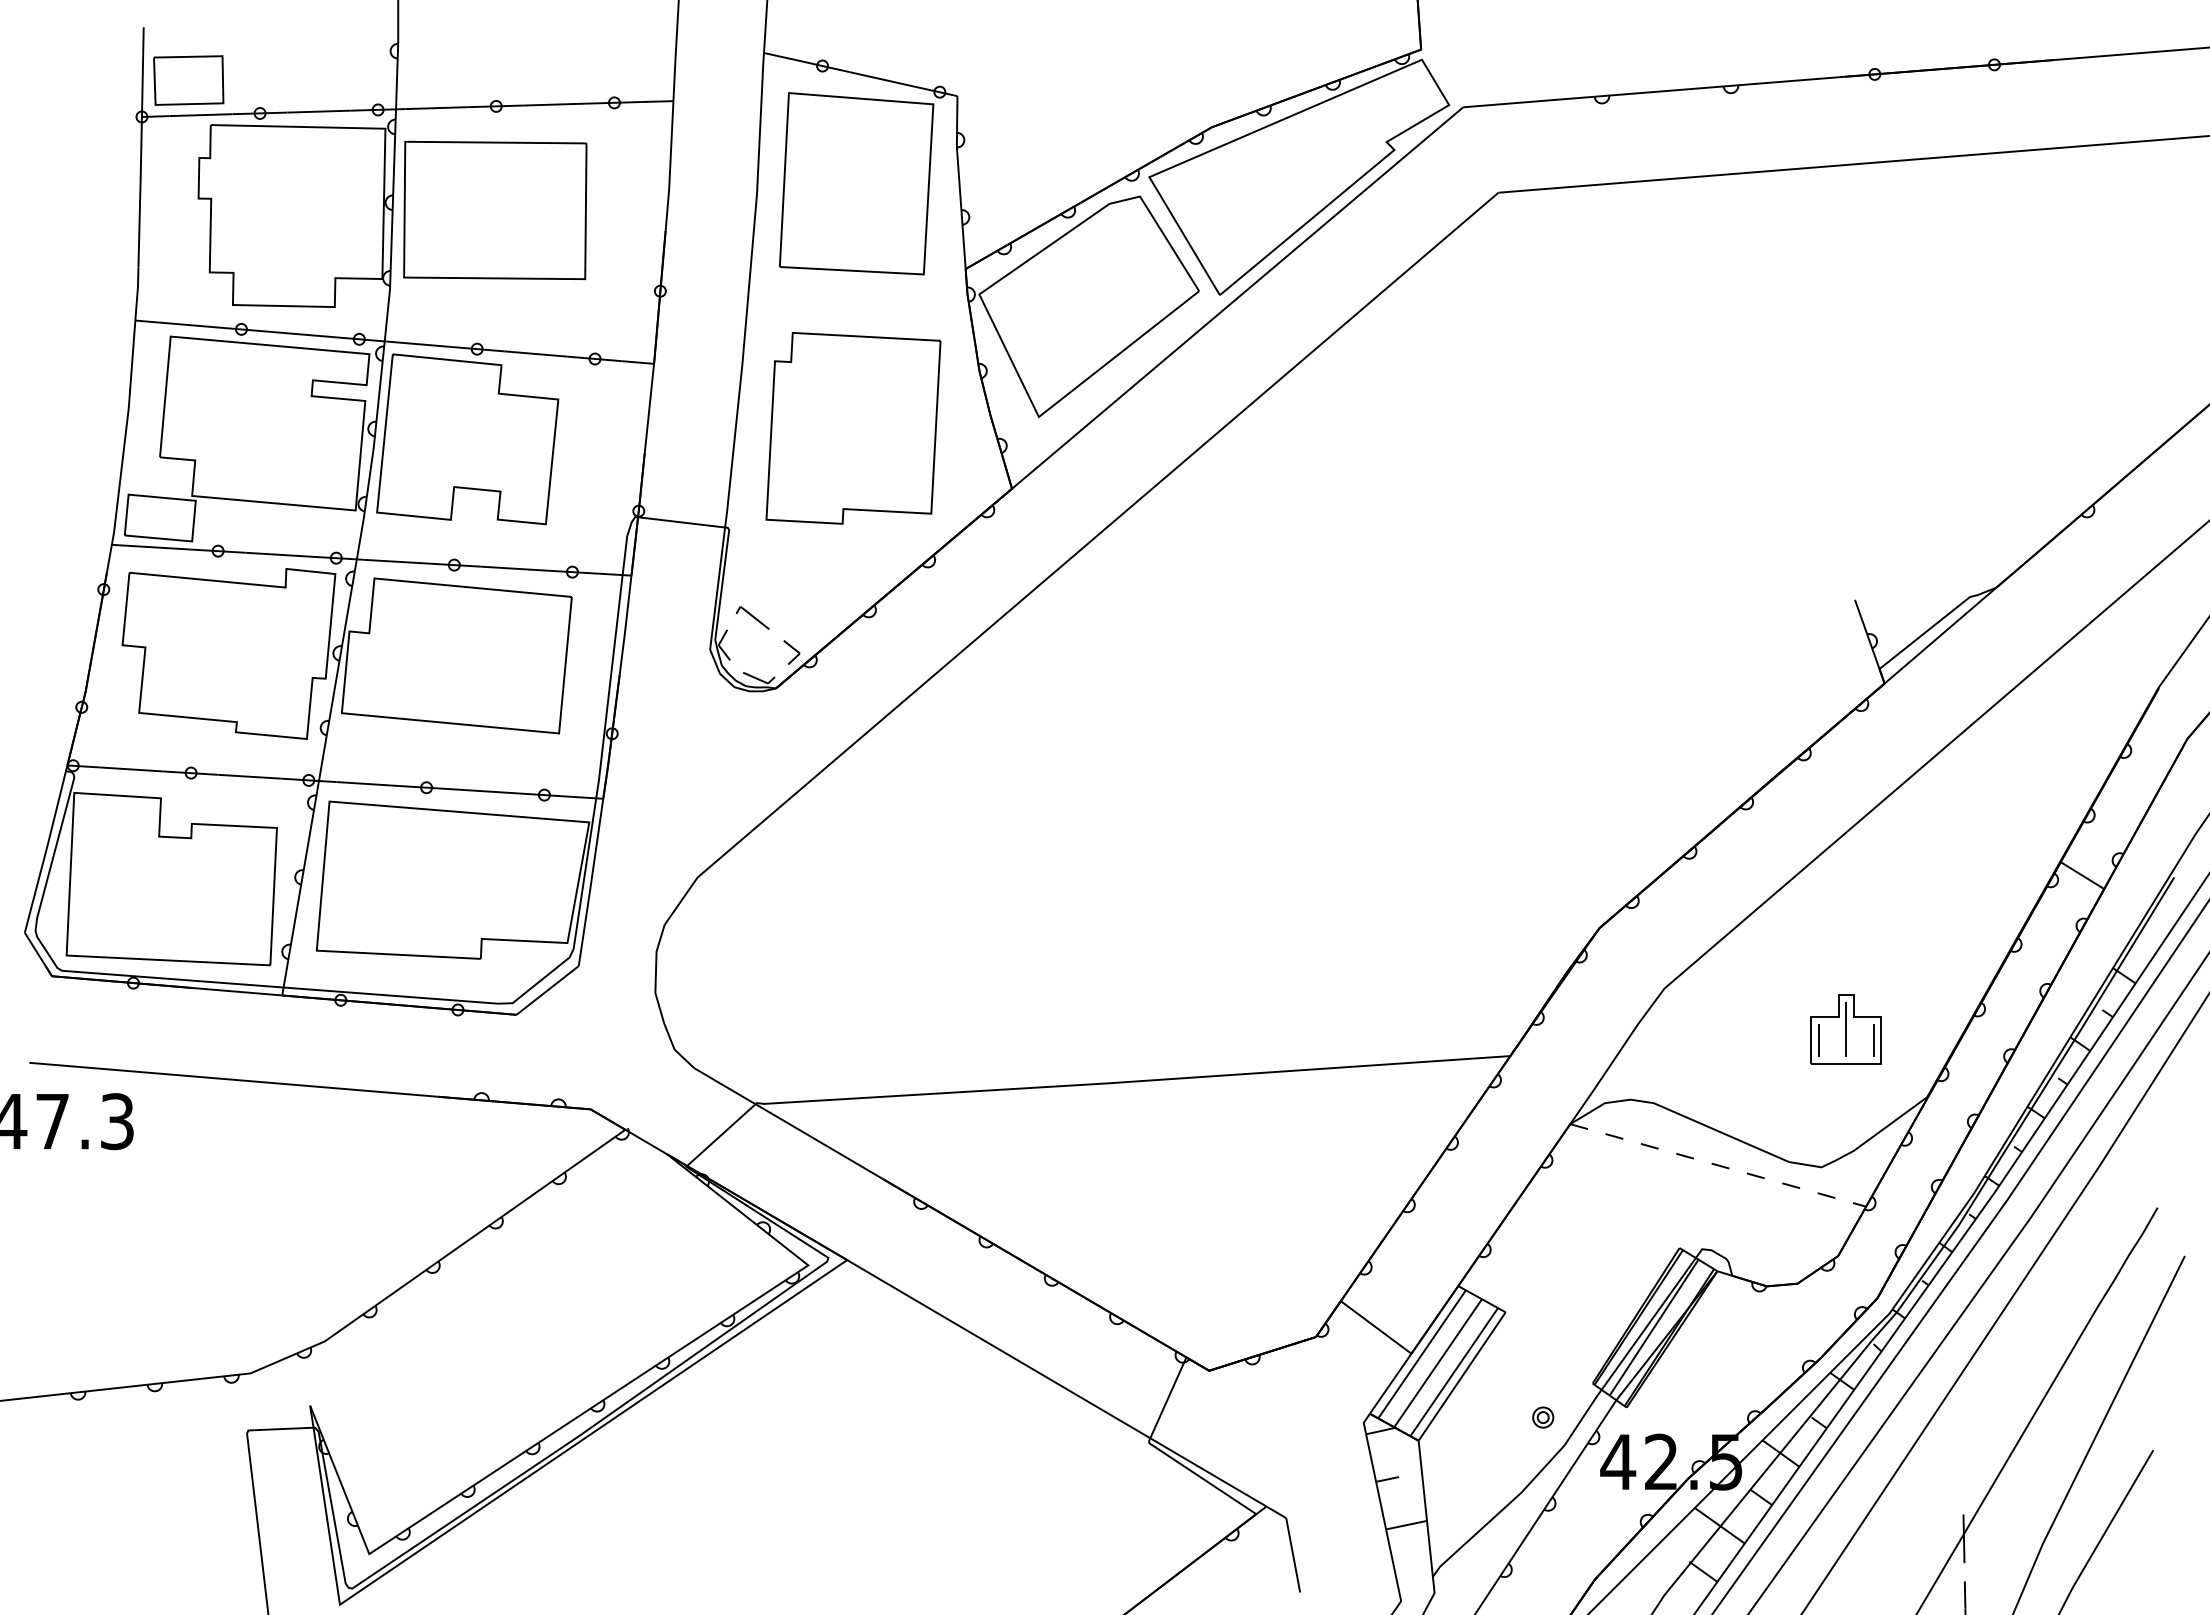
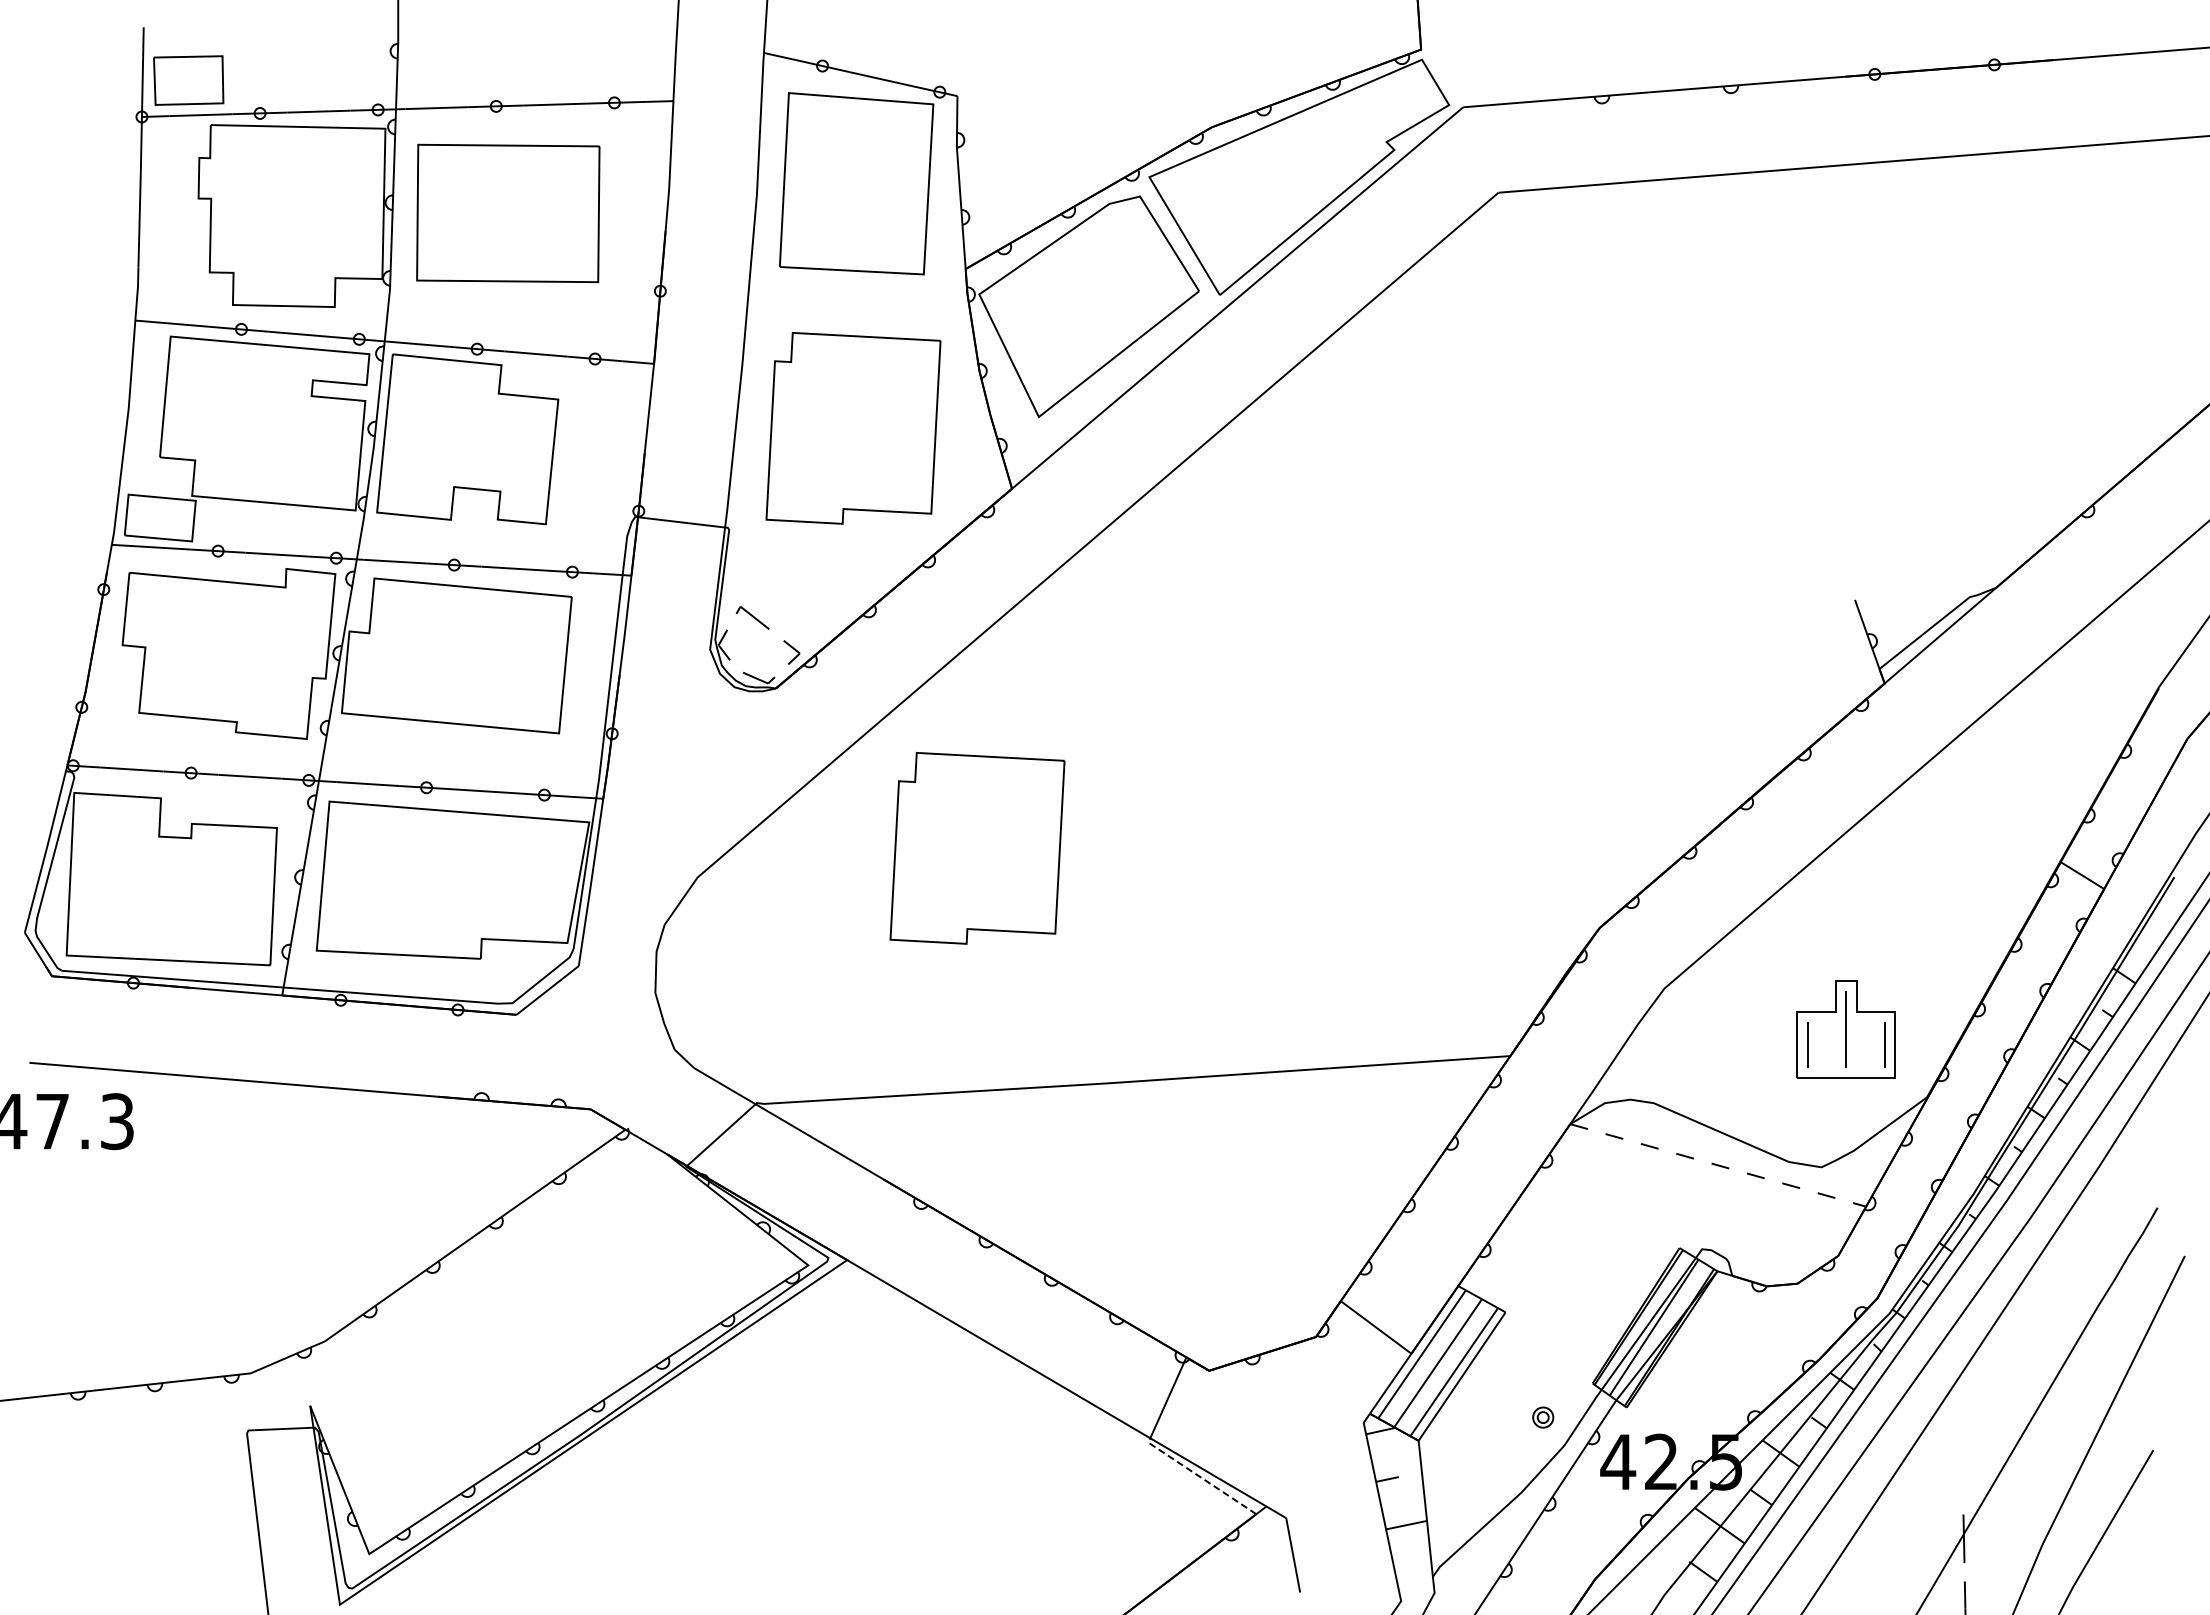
part position: (495, 210) -> (508, 213) (508, 213)
part: none -> present (977, 848)
part size: 72x71 px -> 100x99 px (1845, 1029)
line: solid -> dashed (1198, 1476)
